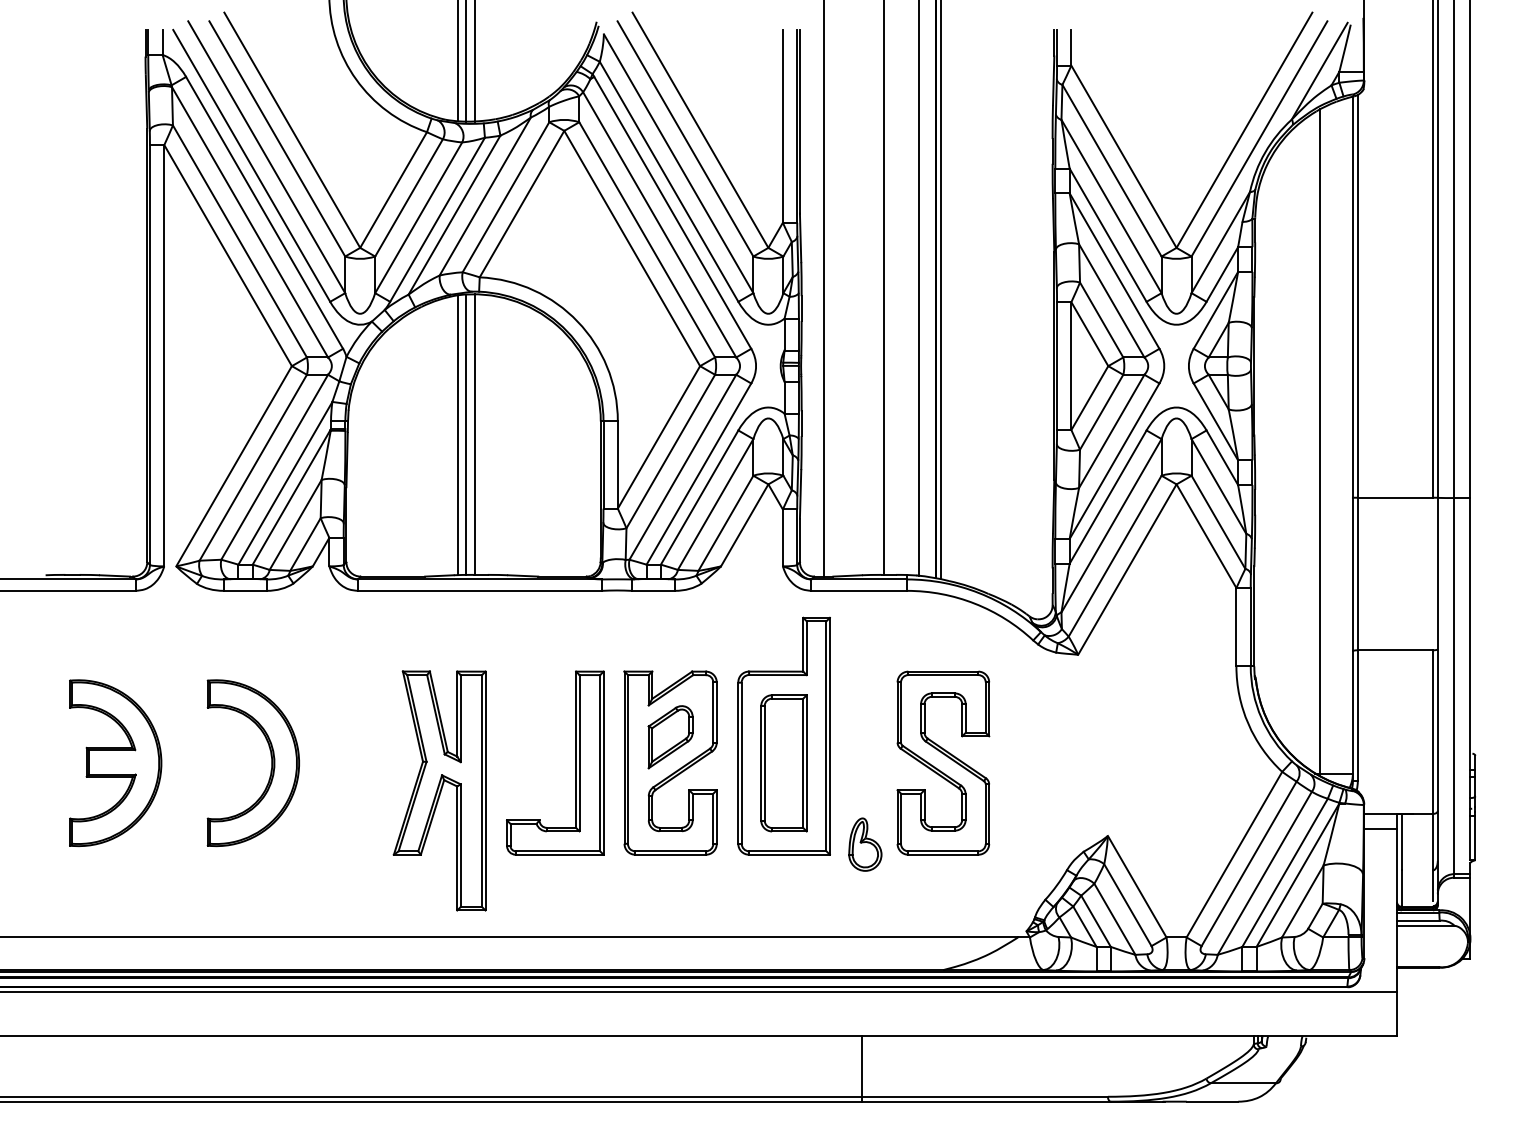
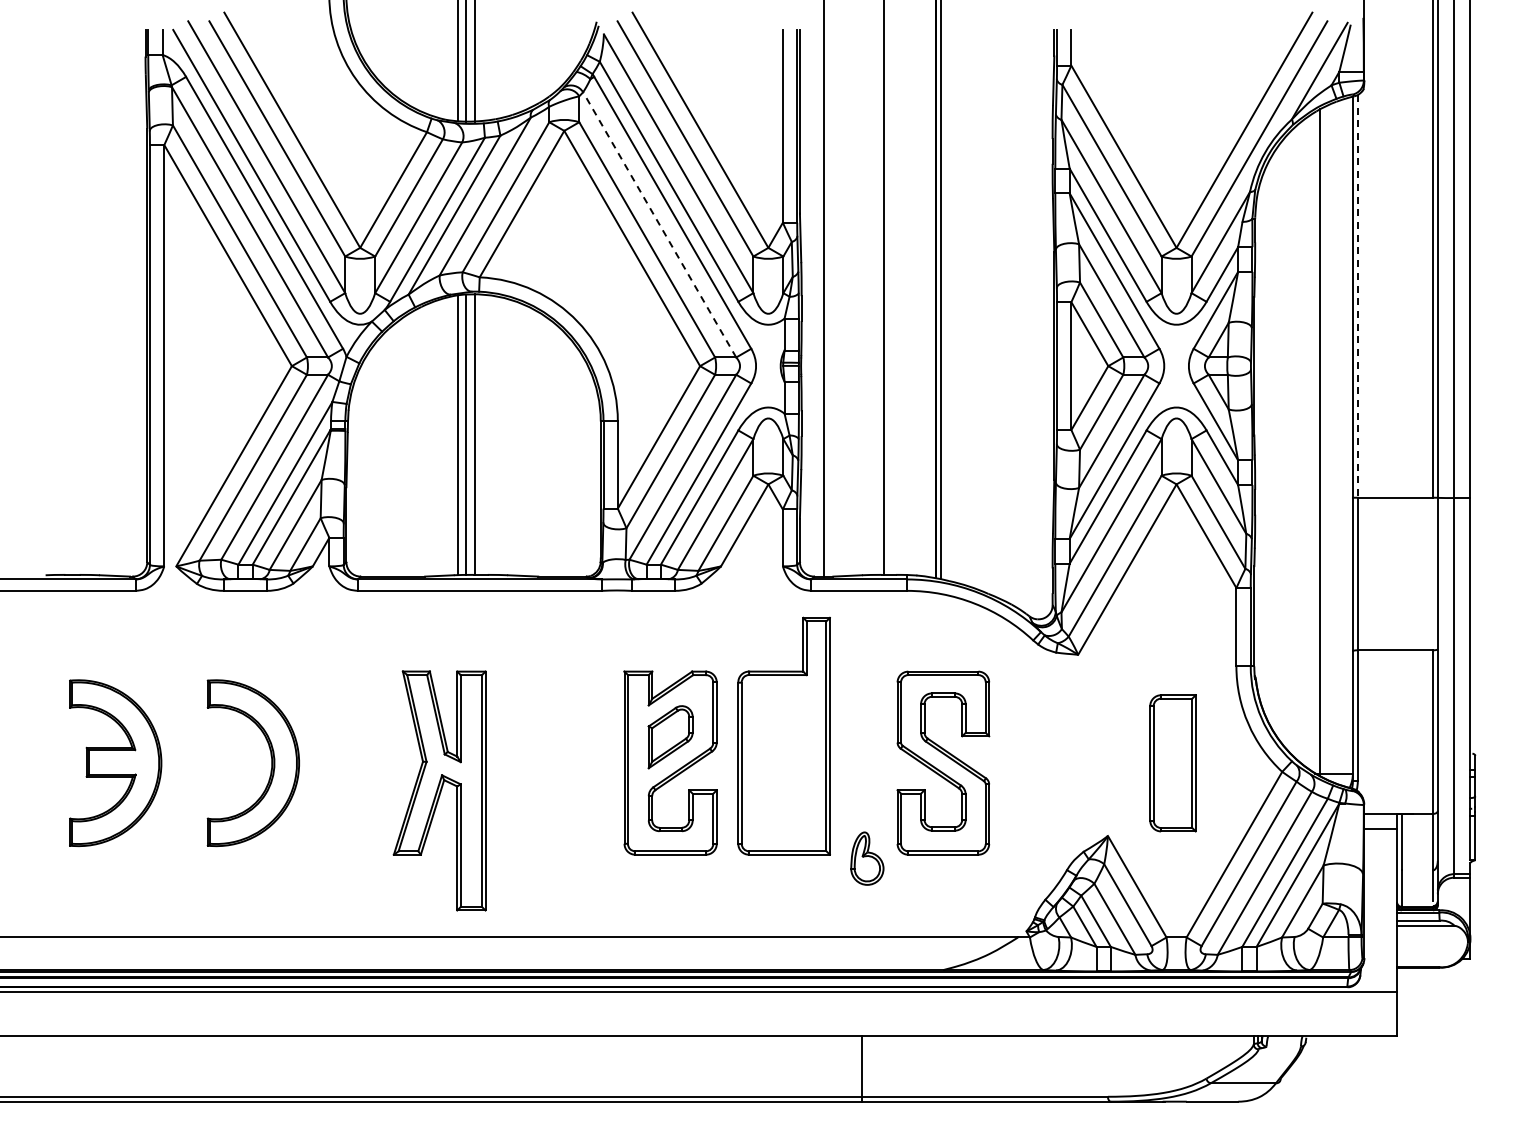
line: solid -> dashed (659, 224)
line: present -> none (919, 288)
line: solid -> dashed (1357, 296)
part: present -> none (575, 762)
part position: (783, 763) -> (1172, 763) (1172, 763)
part position: (865, 844) -> (867, 858) (867, 858)
